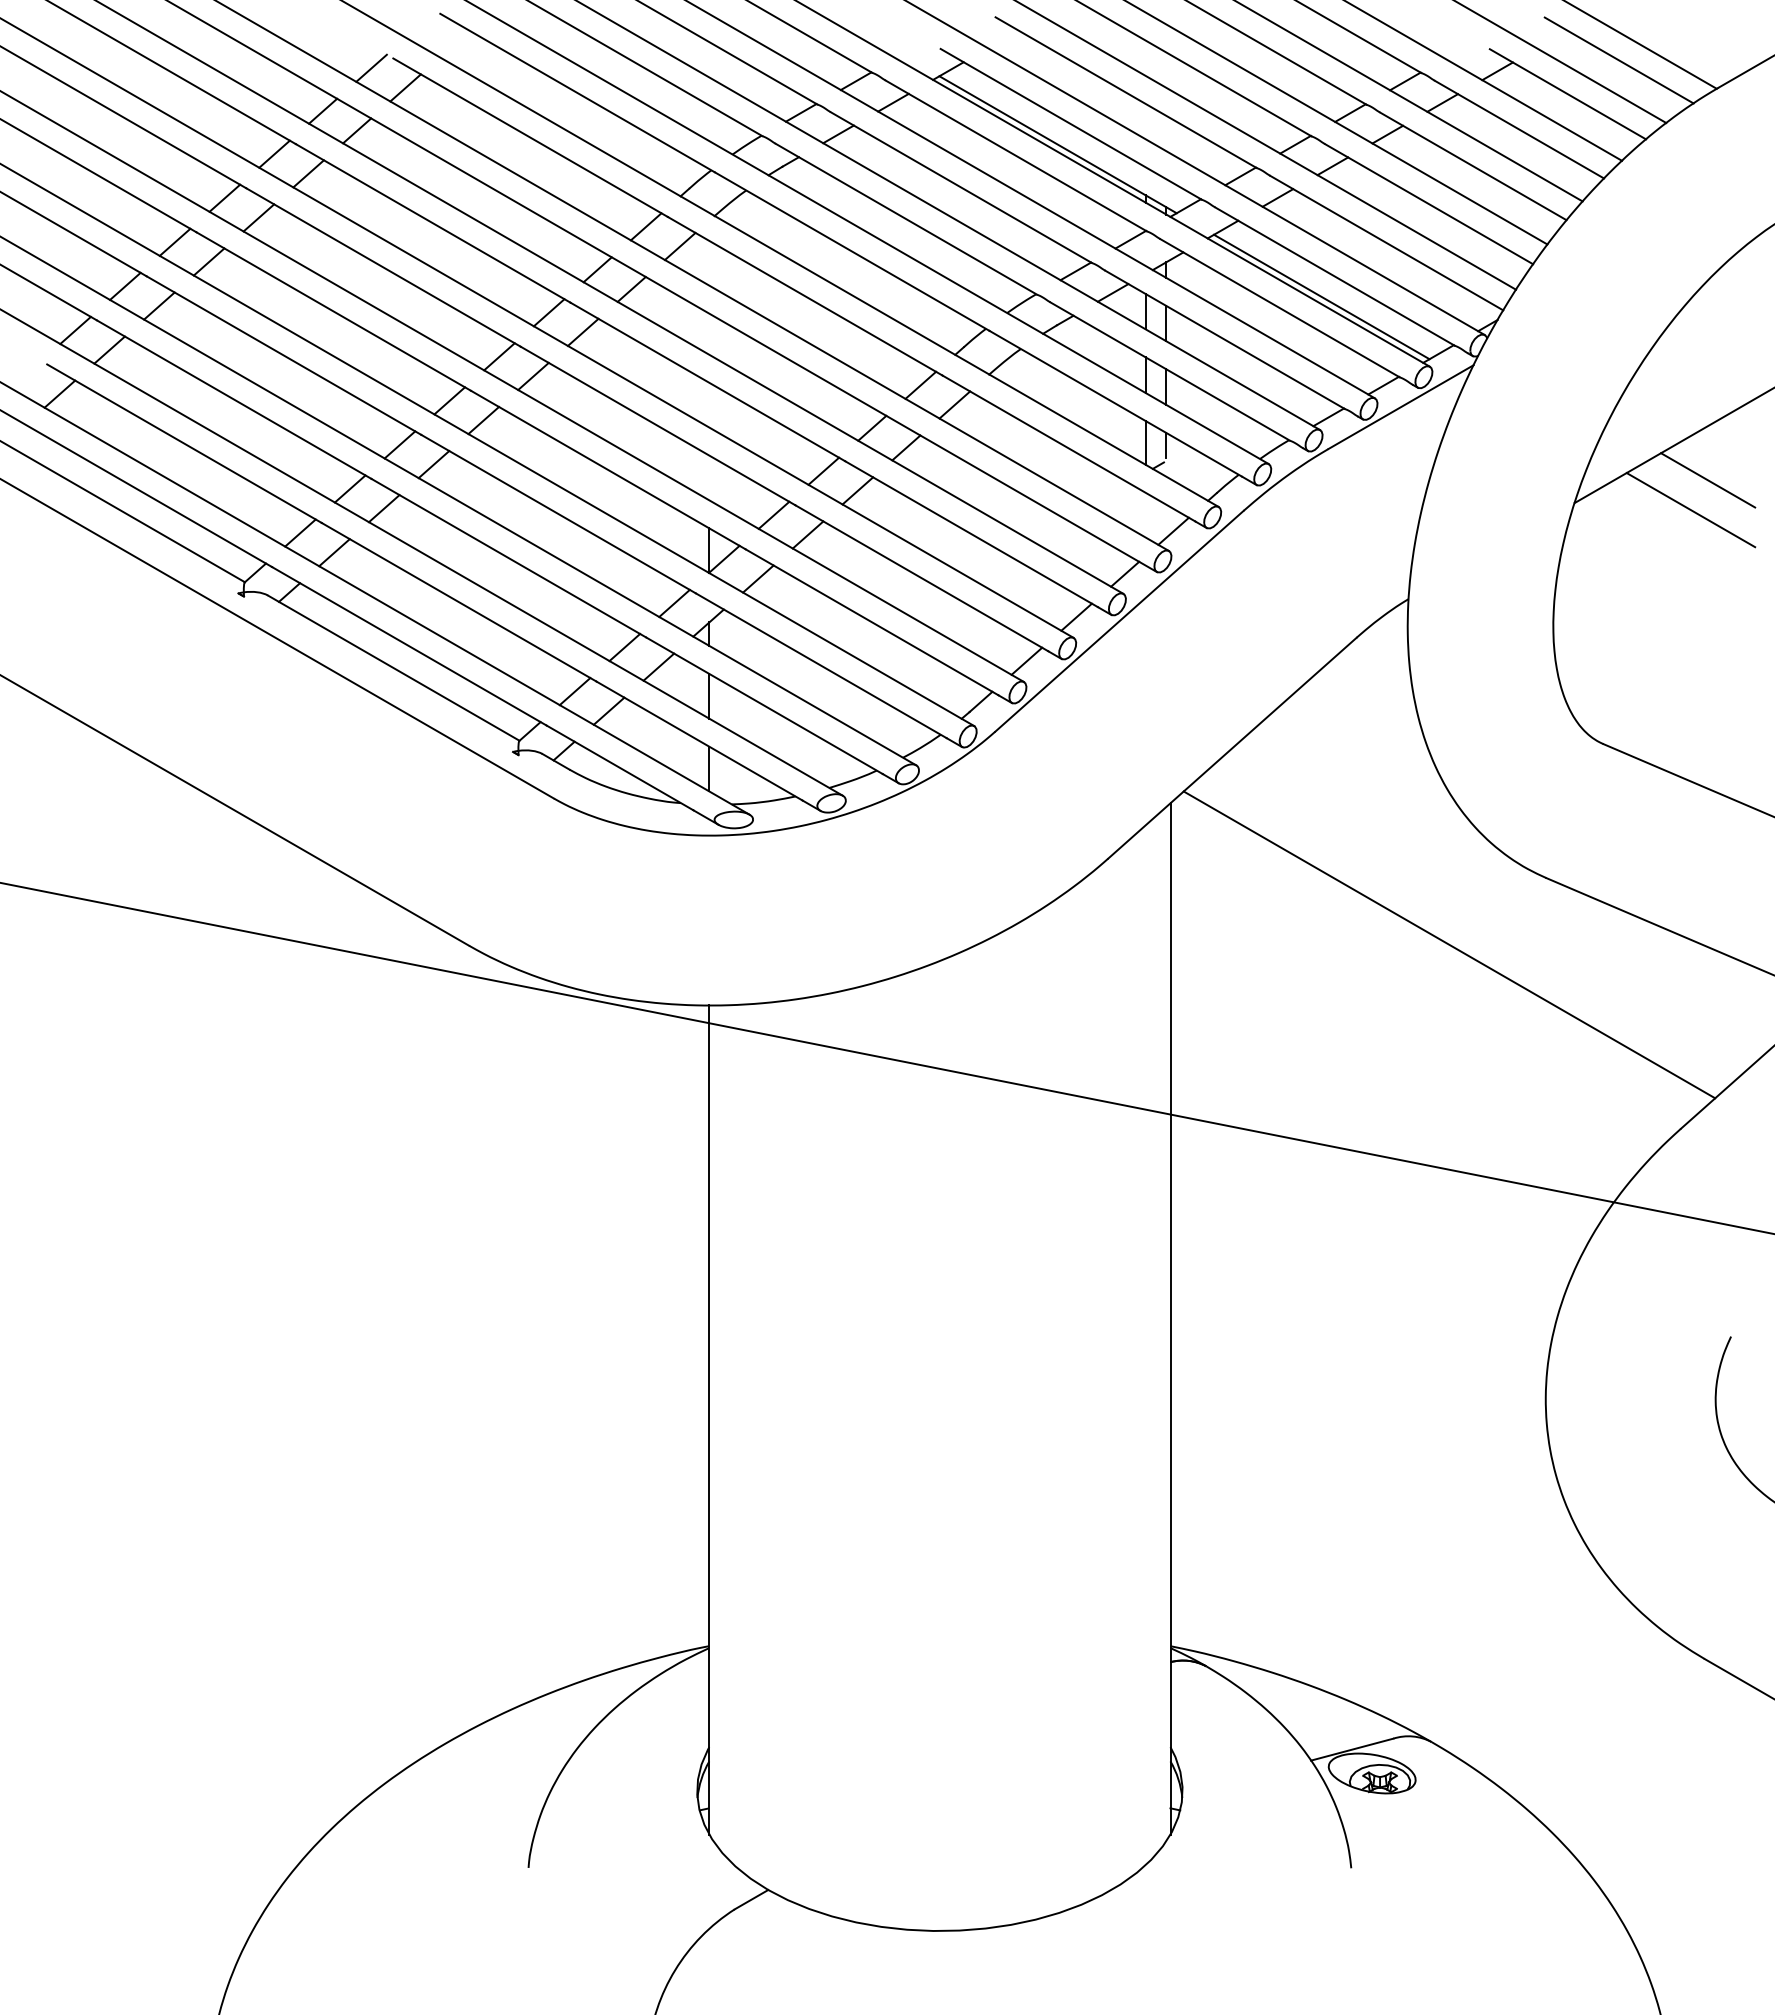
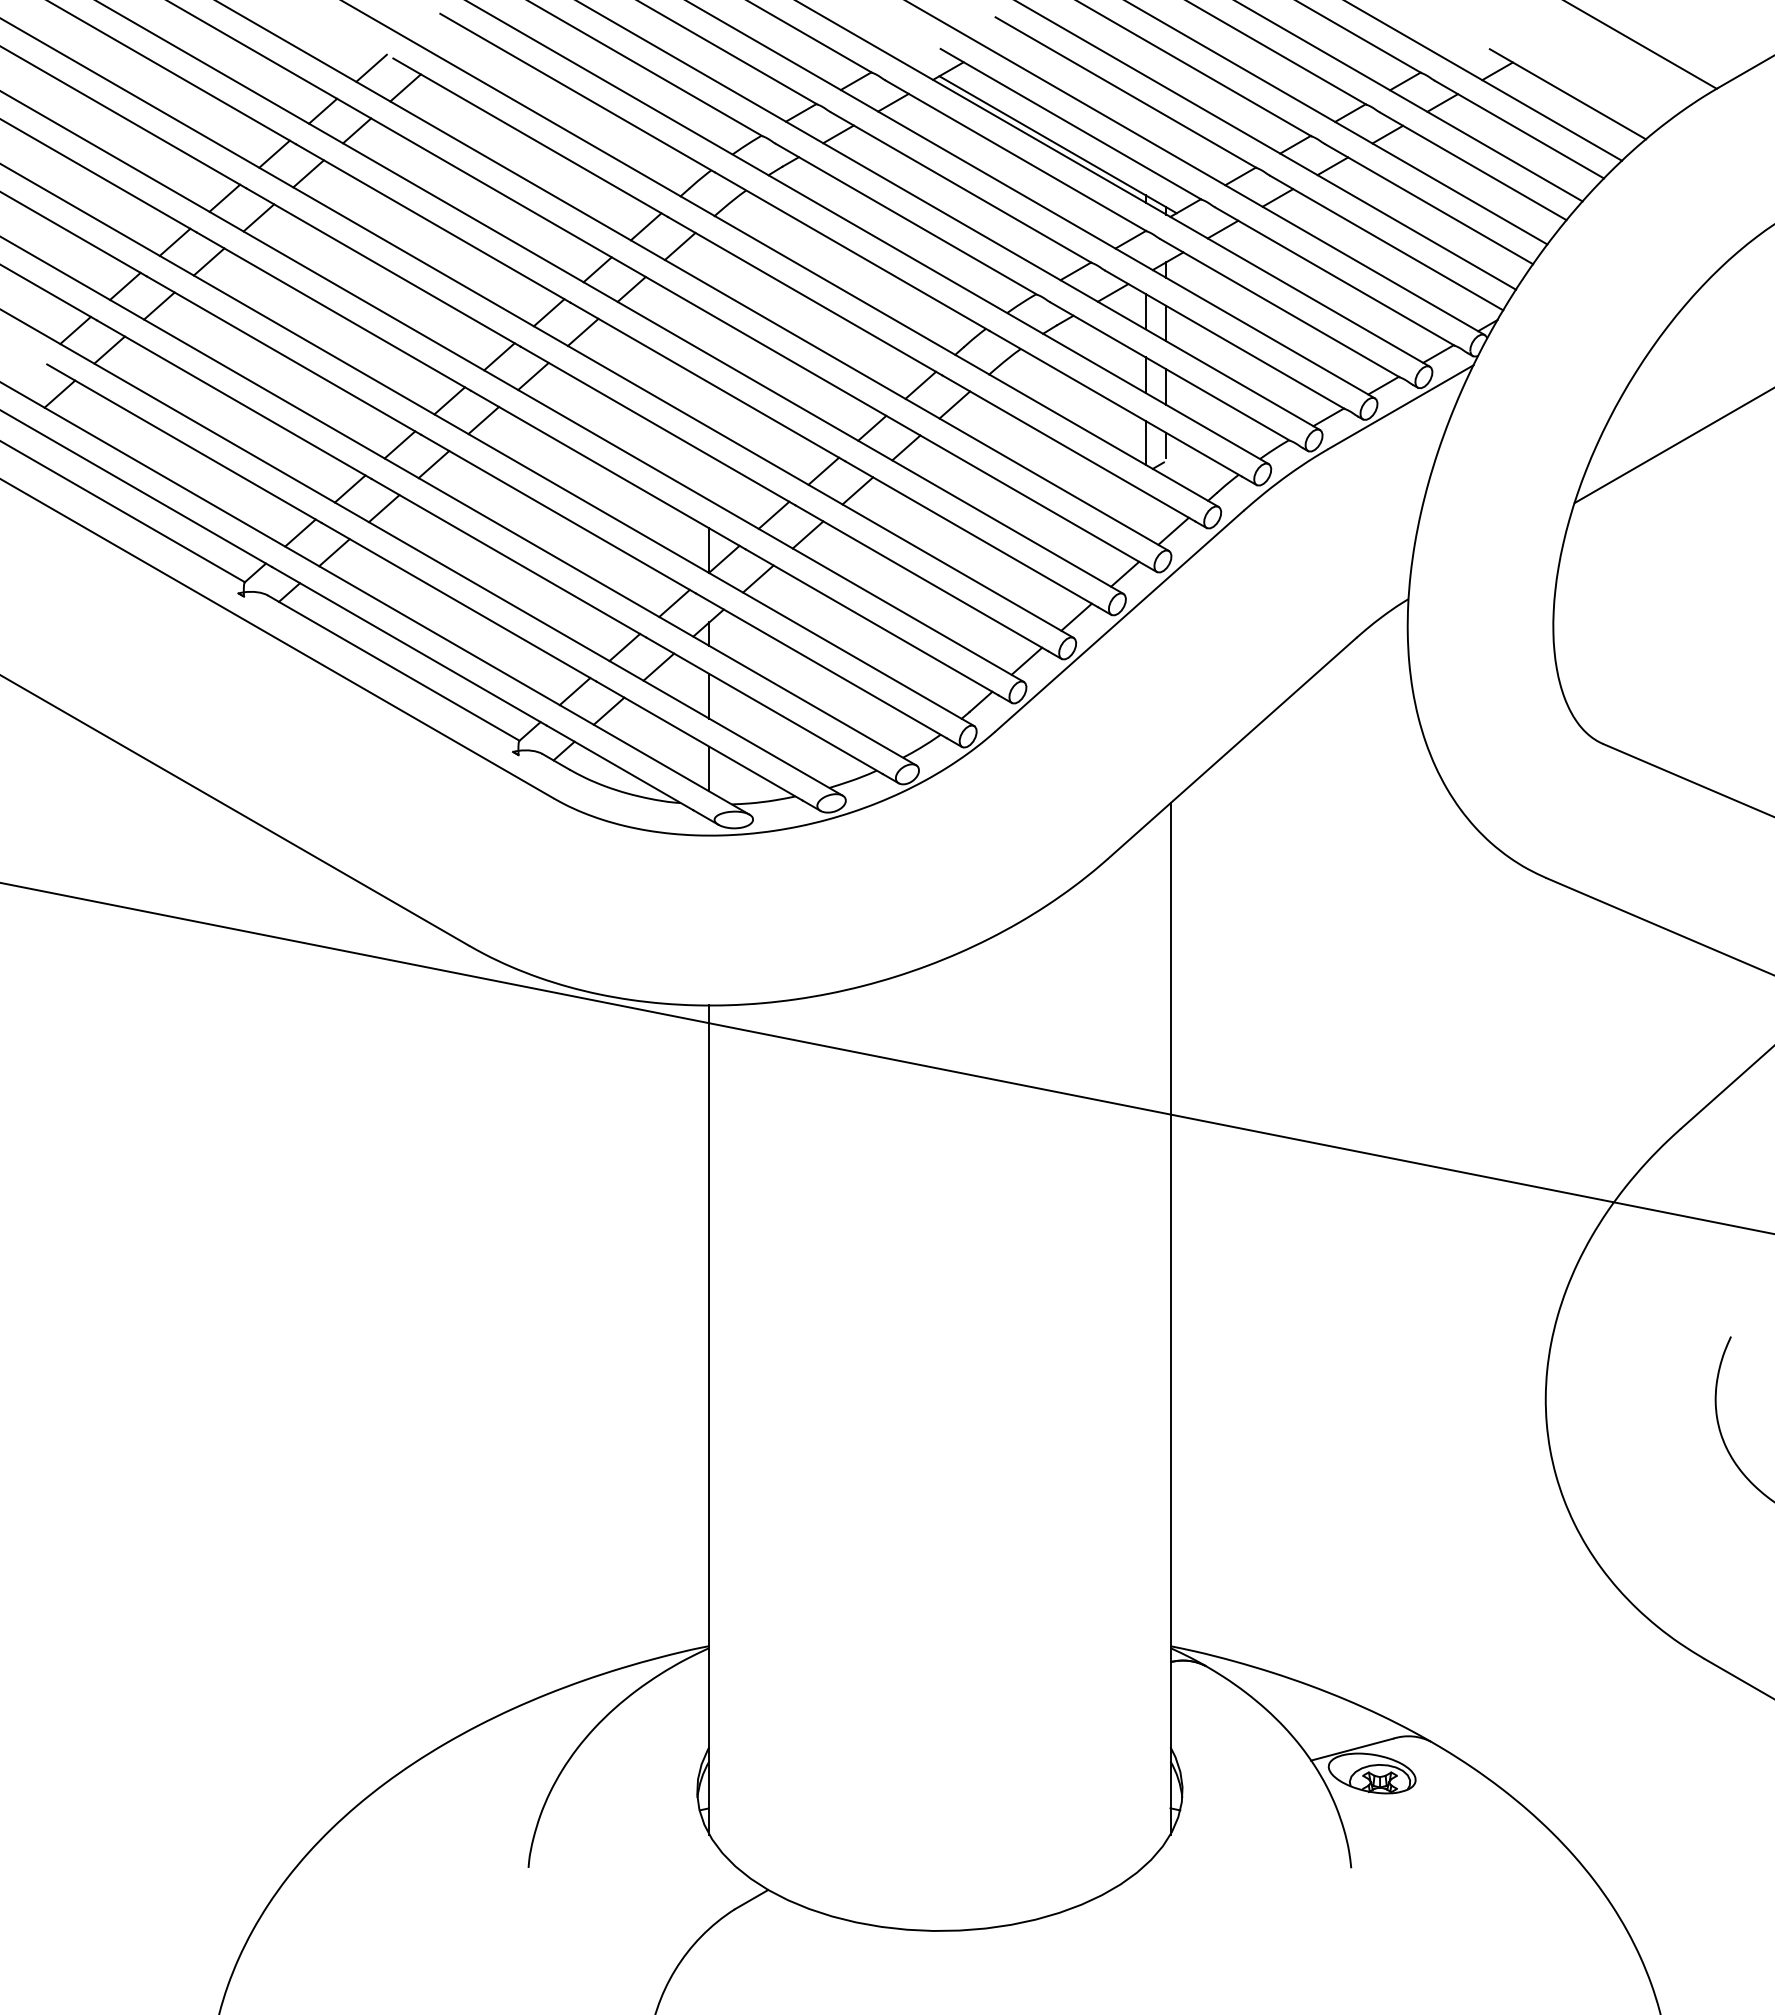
line: present -> none (1618, 60)
line: present -> none (1561, 62)
line: present -> none (1321, 296)
line: present -> none (1708, 480)
line: present -> none (1690, 510)
line: present -> none (1449, 944)
